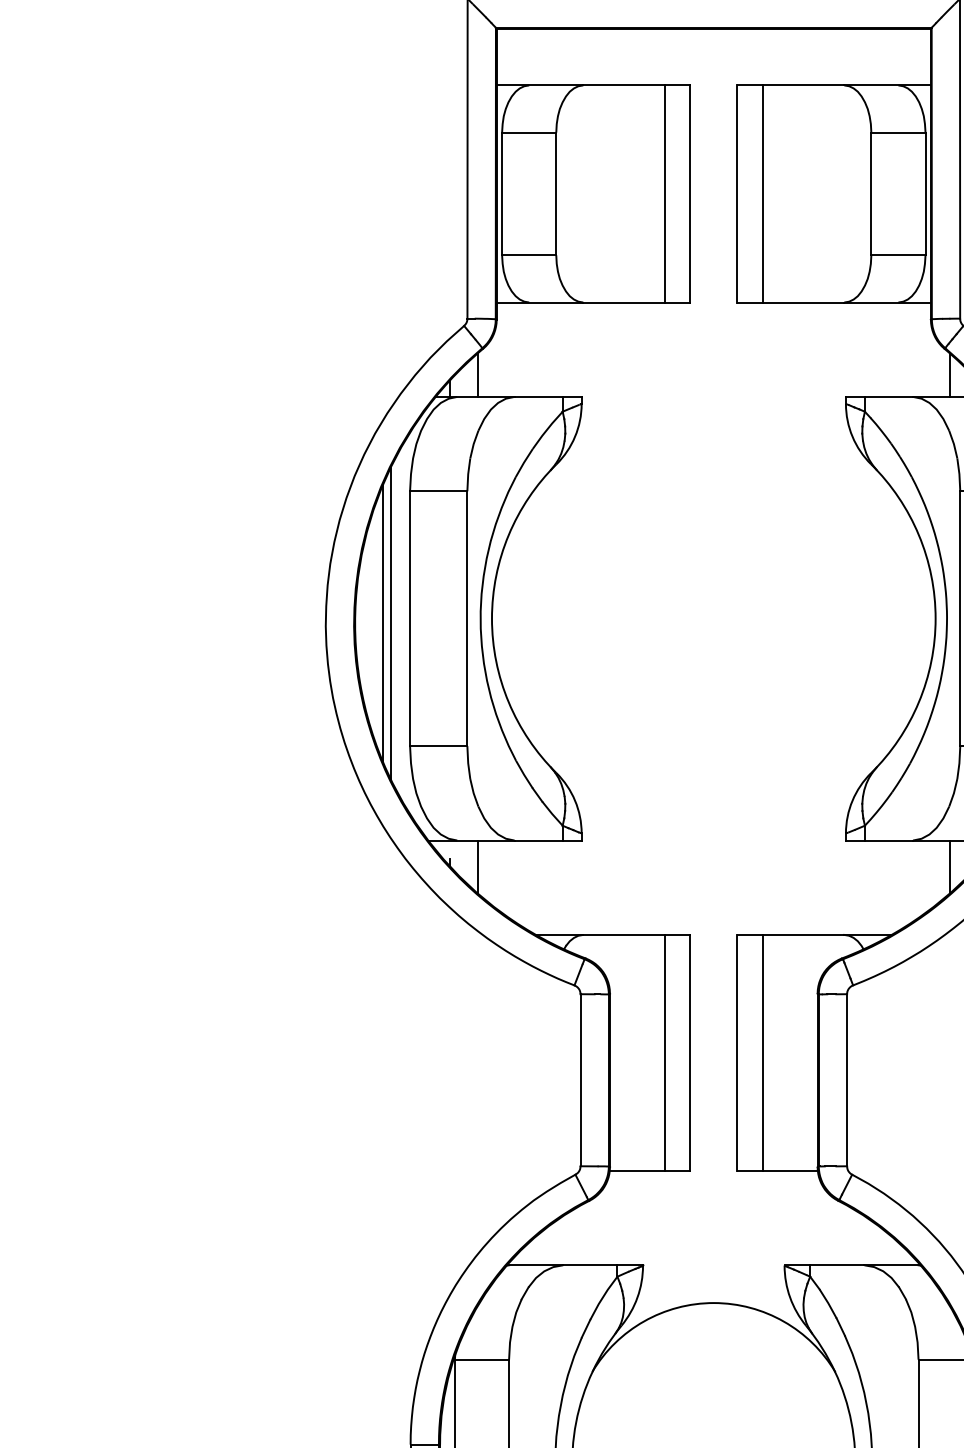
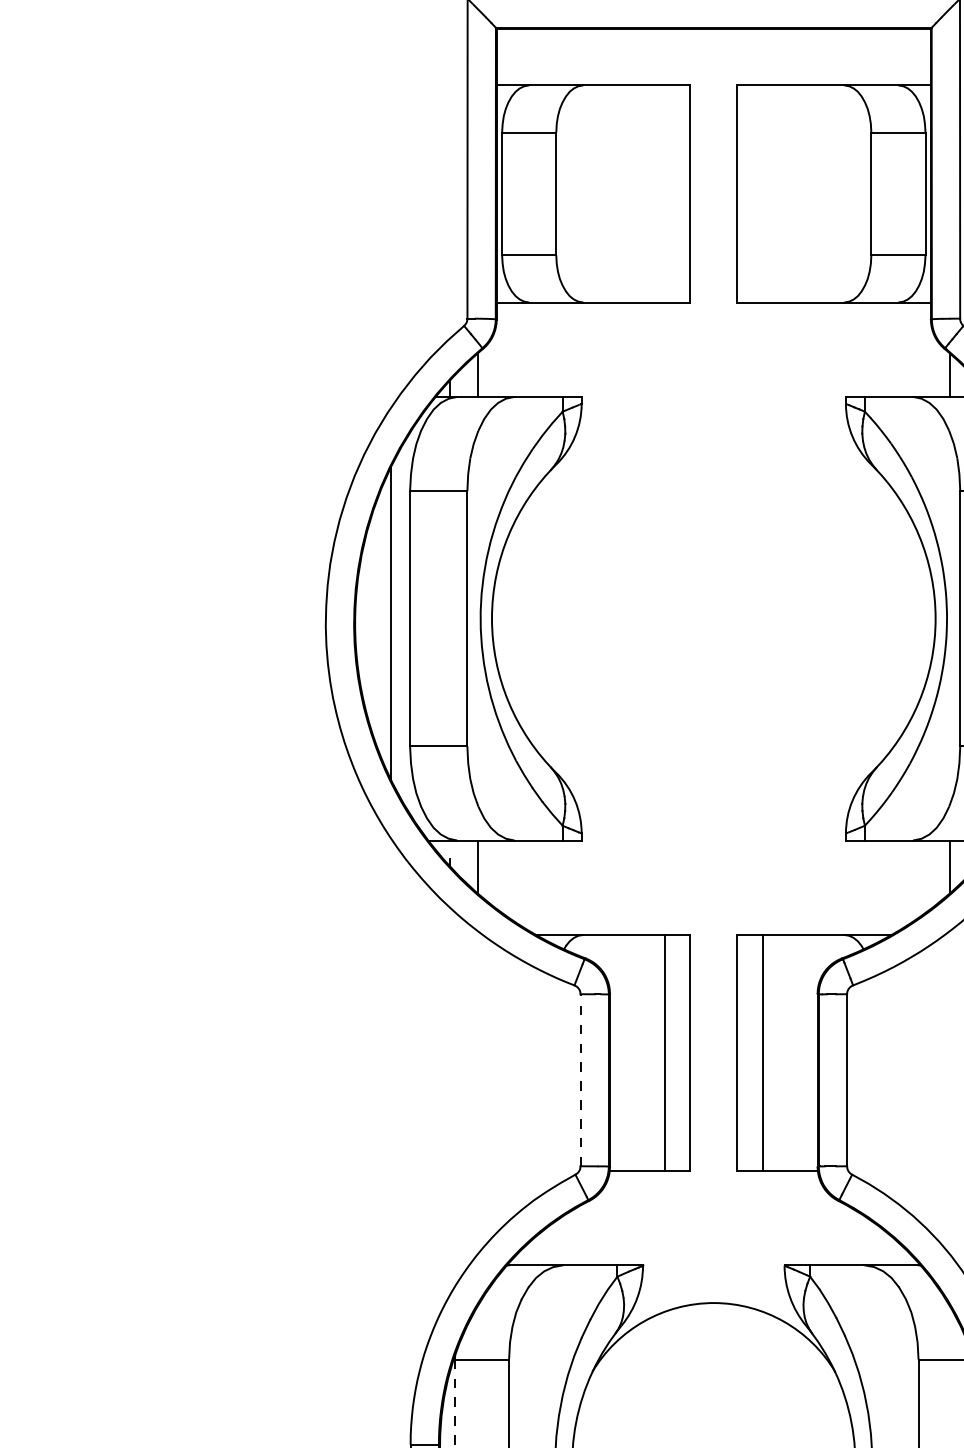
line: present -> none (664, 193)
line: present -> none (762, 193)
line: present -> none (383, 623)
line: solid -> dashed (580, 1079)
line: solid -> dashed (454, 1403)
